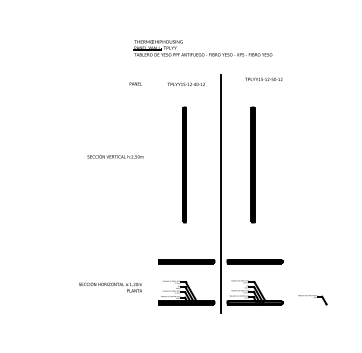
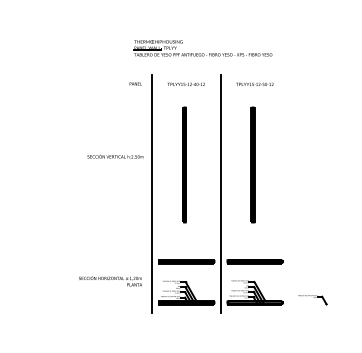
text position: (263, 78) -> (254, 83) (254, 83)
line: none -> present (152, 193)
text position: (110, 287) -> (110, 281) (110, 281)
